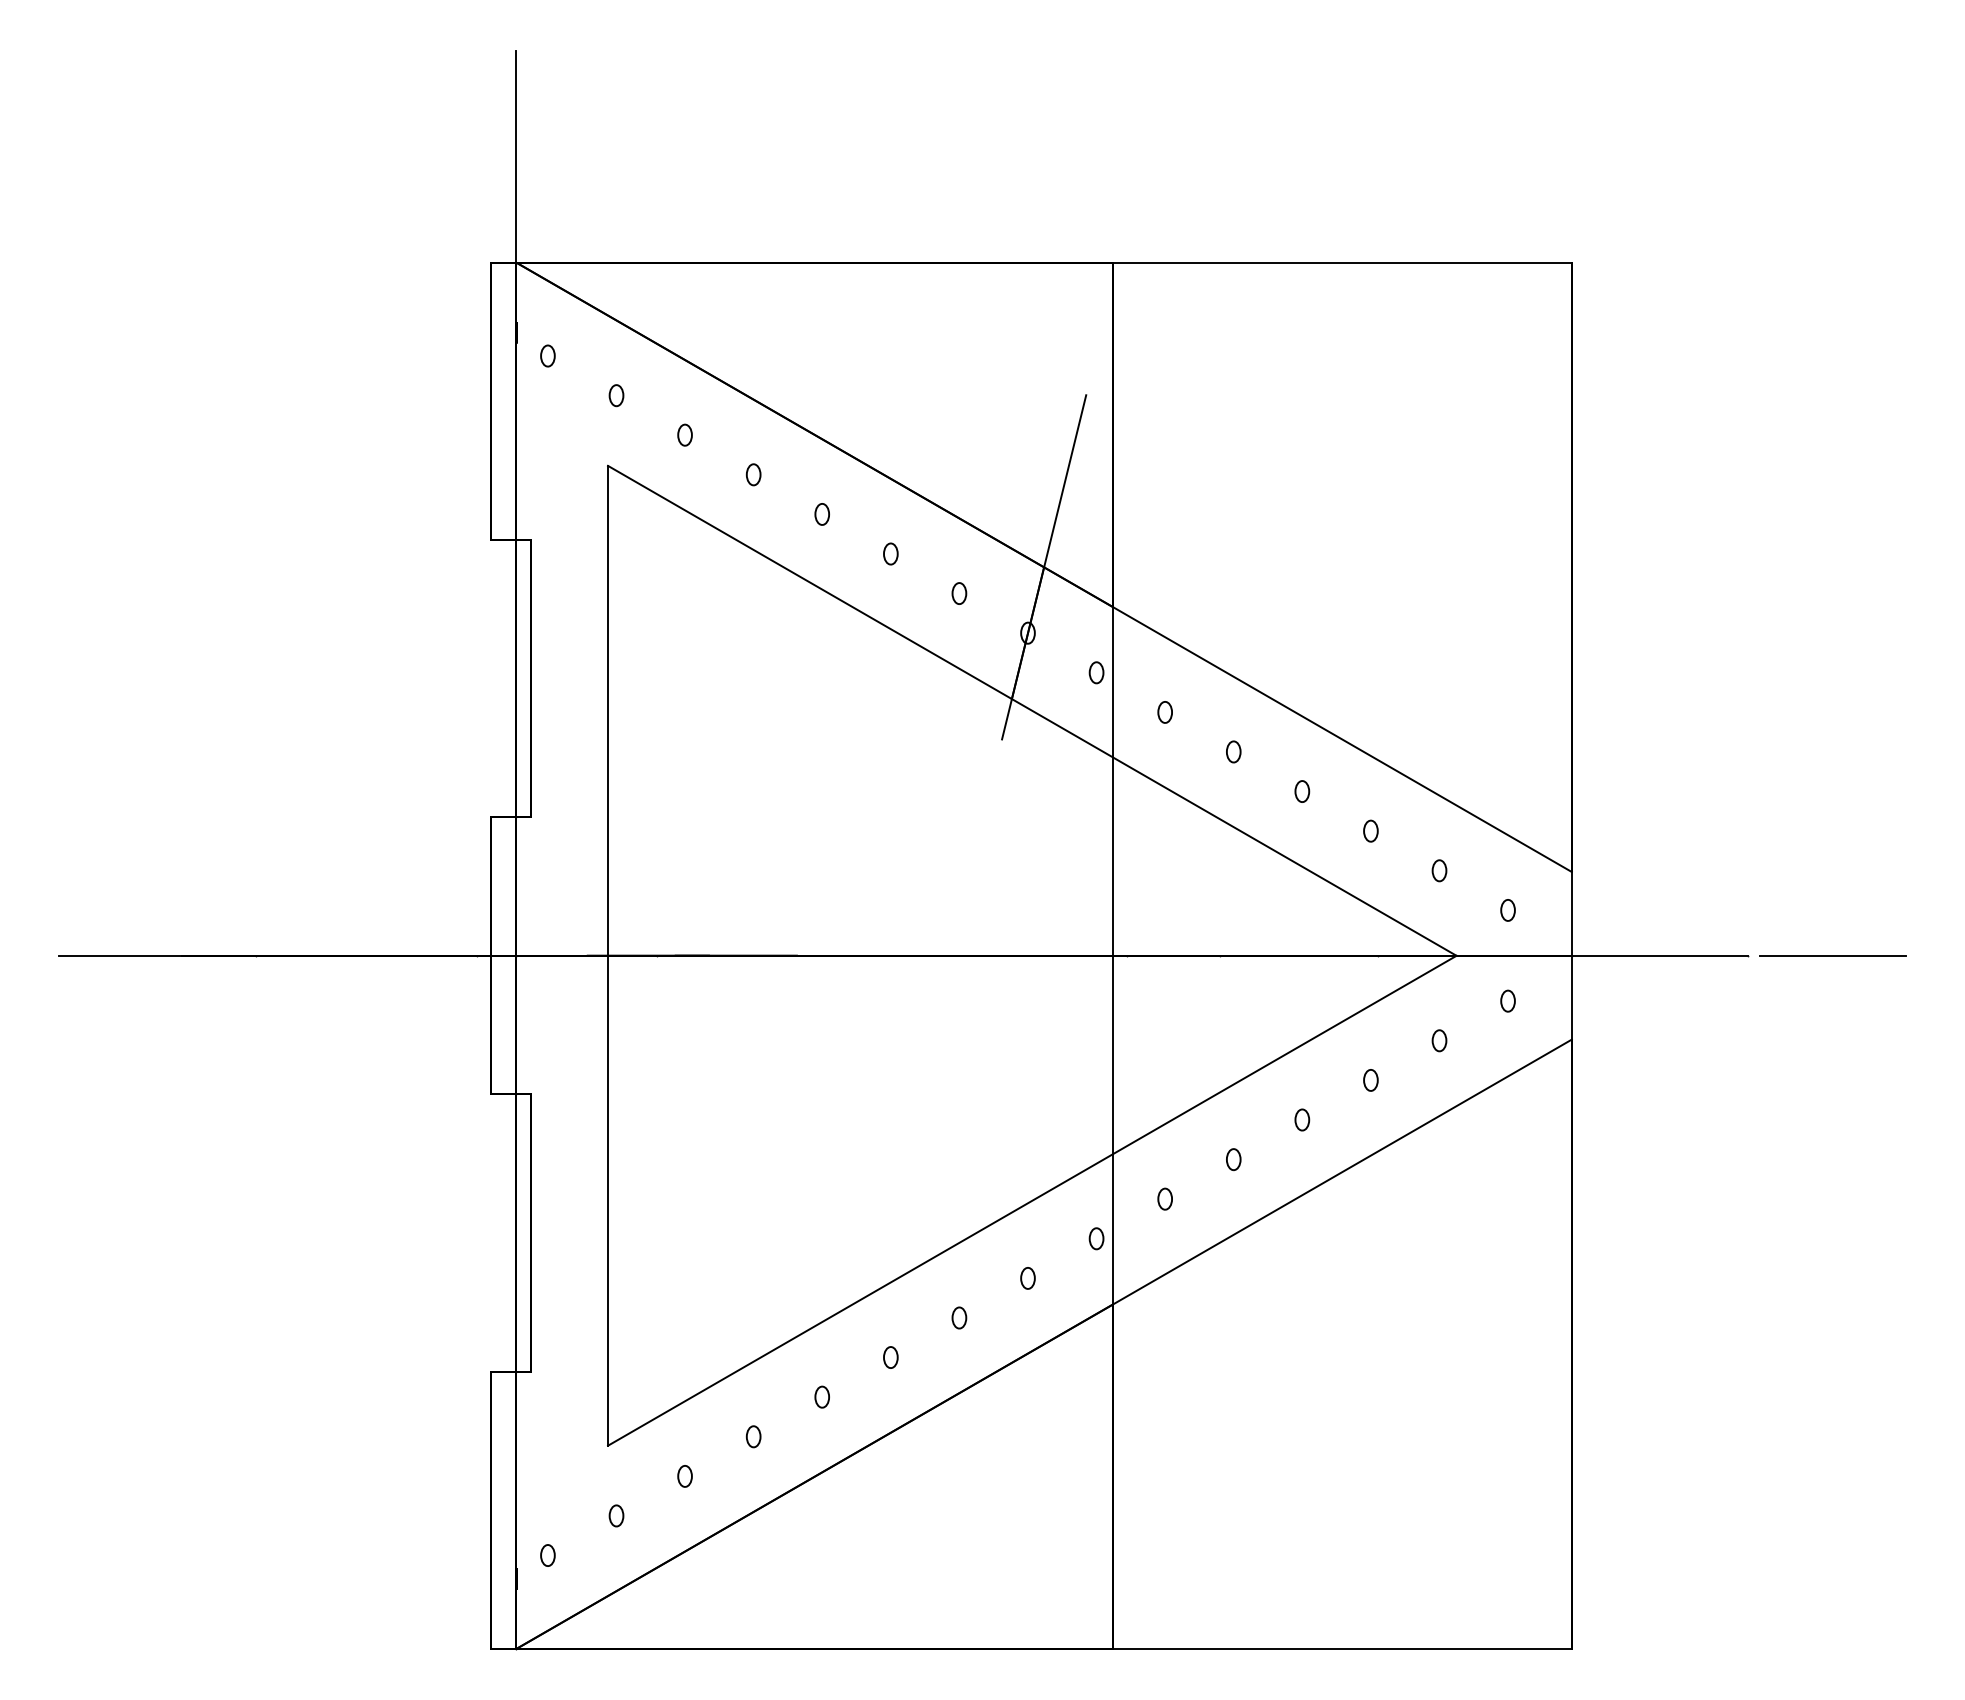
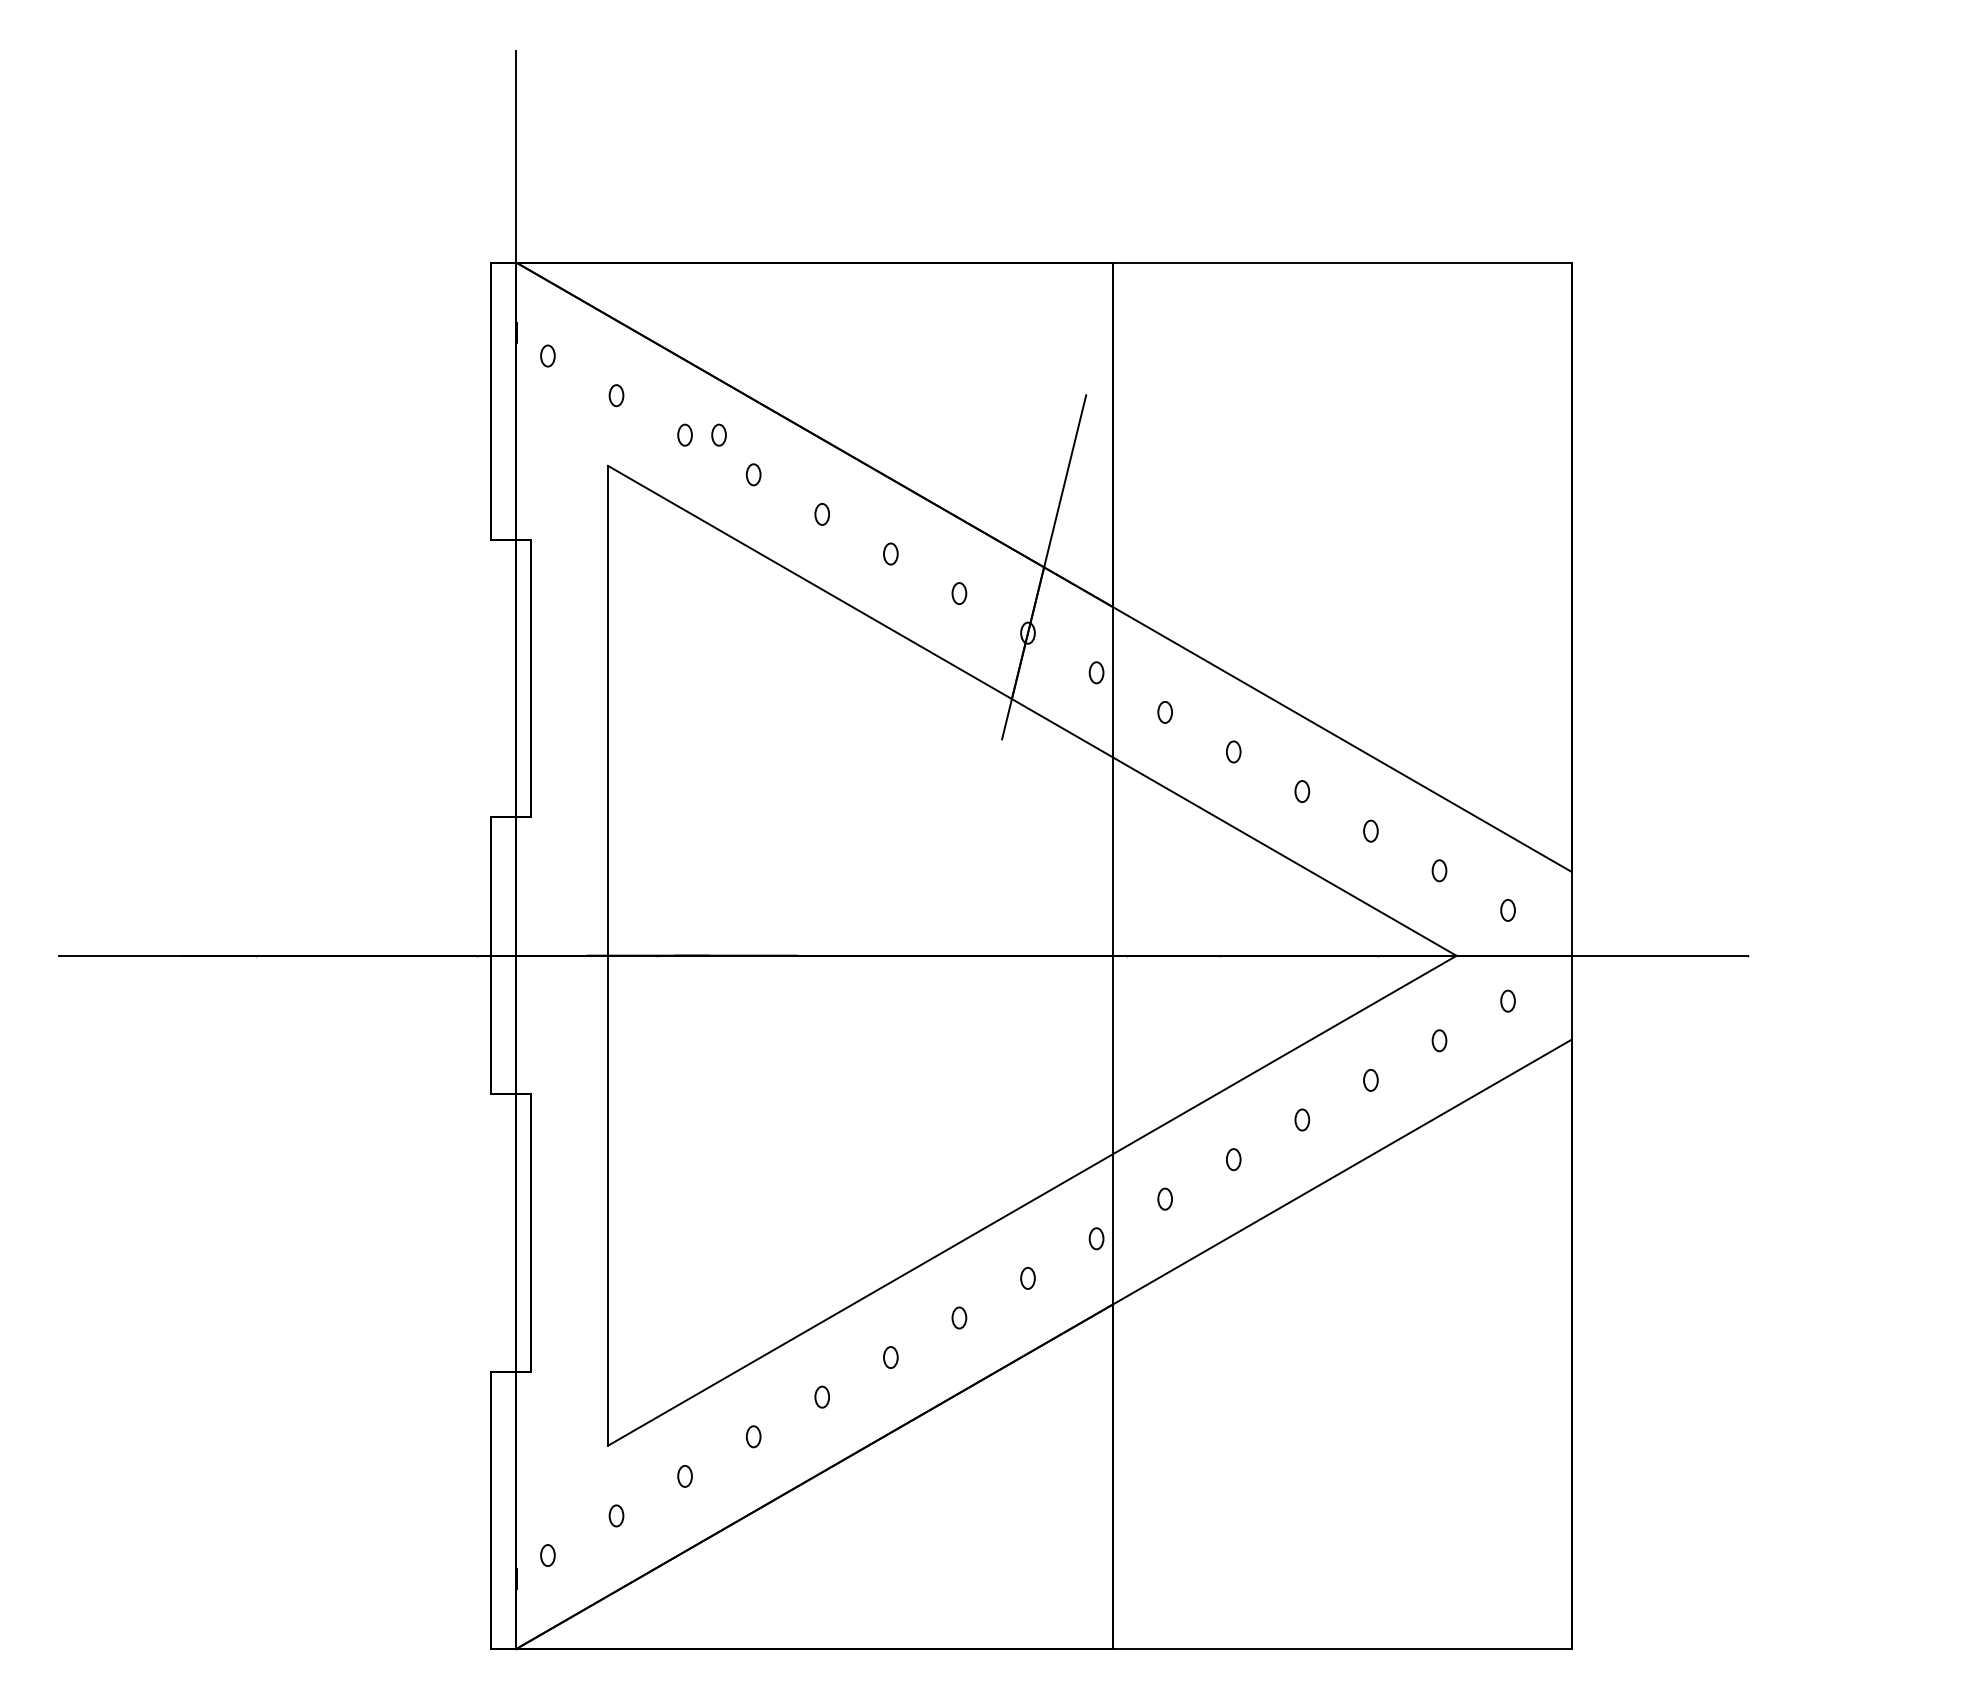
circle: none -> present (718, 434)
line: present -> none (1833, 955)
